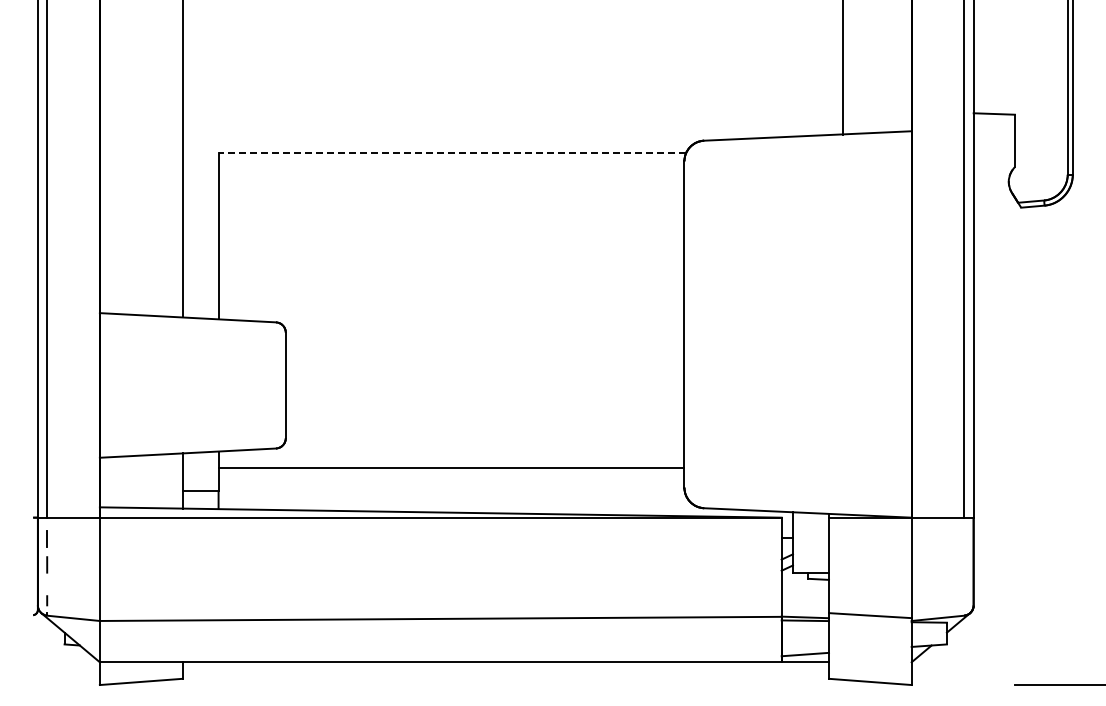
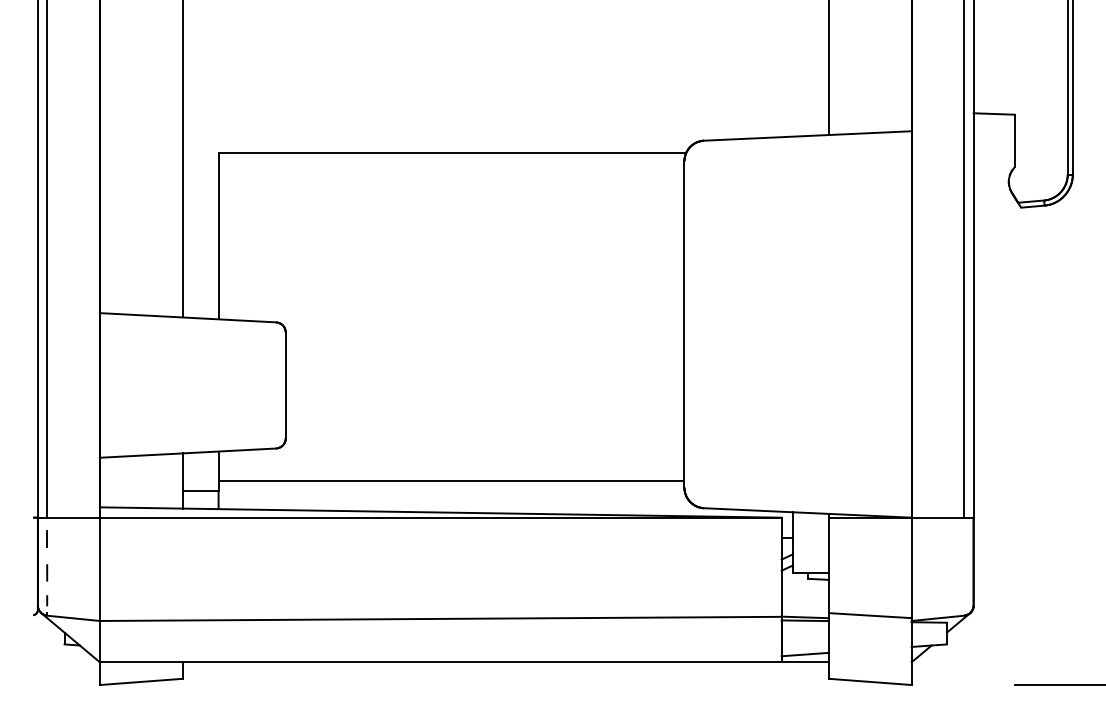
line position: (843, 68) -> (829, 68) (829, 68)
line: dashed -> solid (452, 152)
line position: (451, 468) -> (451, 481) (451, 481)
line position: (47, 564) -> (47, 572) (47, 572)
